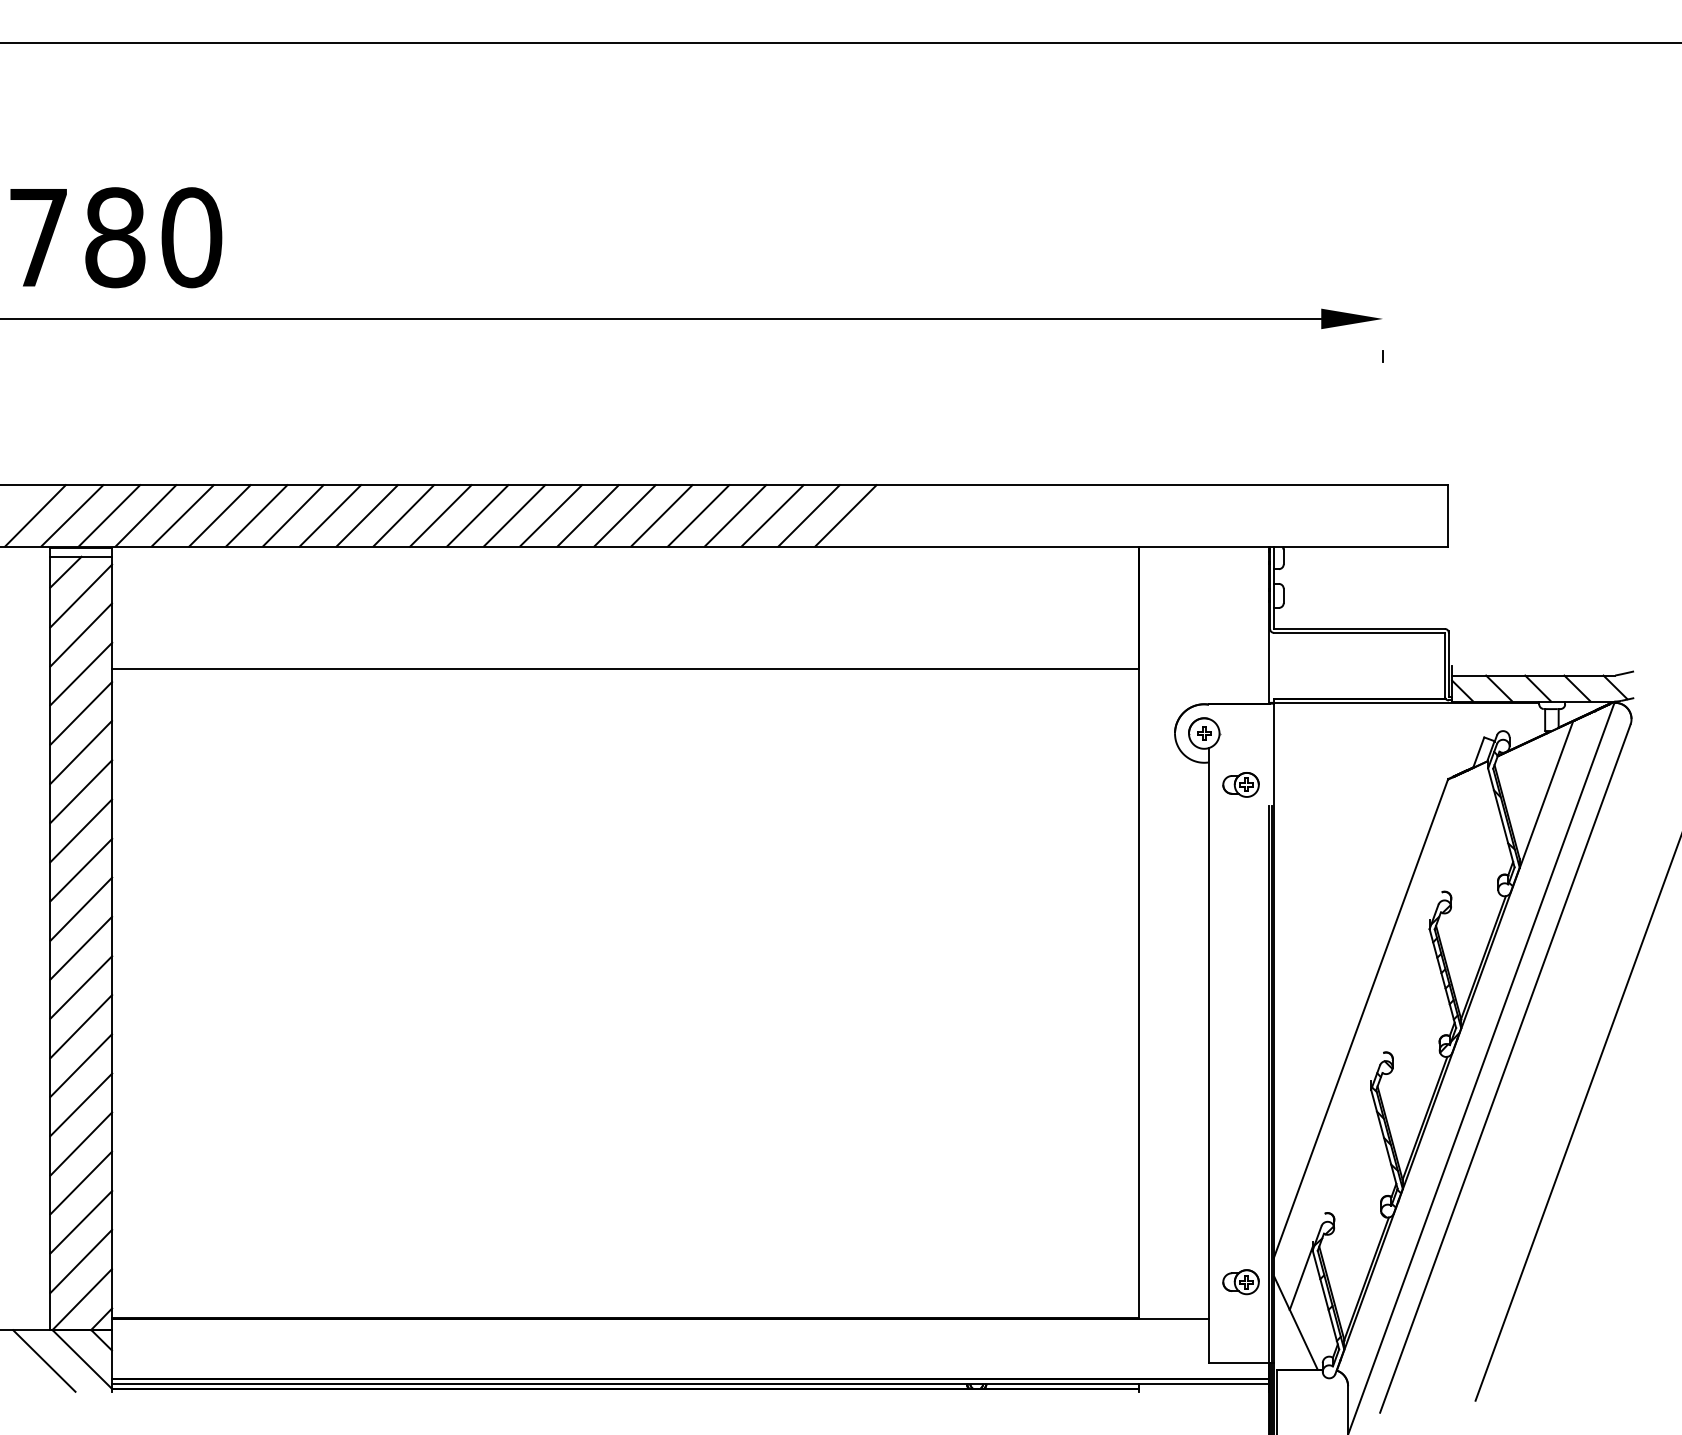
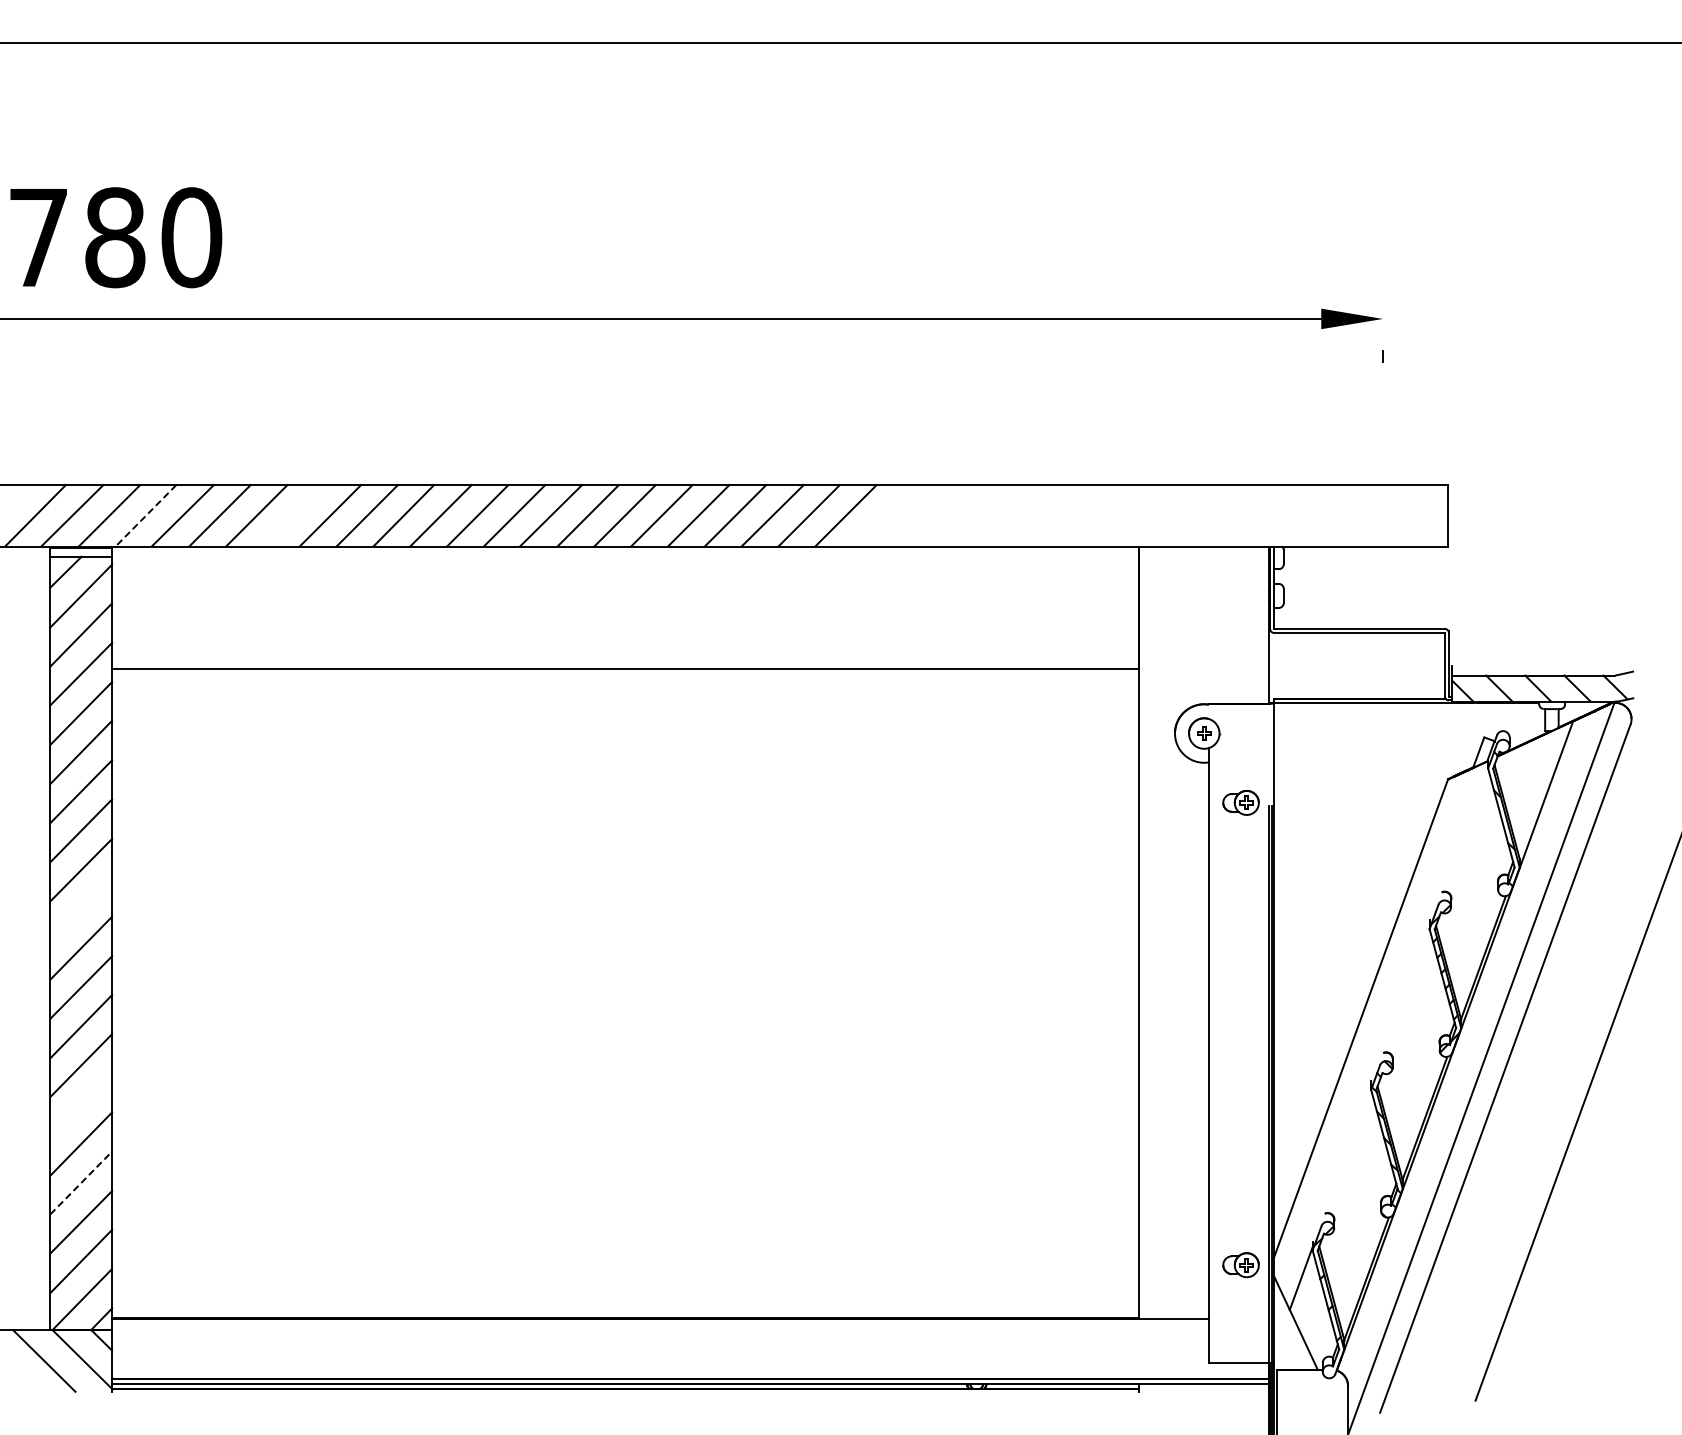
line: present -> none (293, 515)
line: solid -> dashed (145, 516)
part position: (1240, 784) -> (1240, 802) (1240, 802)
line: present -> none (81, 908)
line: present -> none (81, 1104)
line: solid -> dashed (81, 1183)
part position: (1240, 1282) -> (1240, 1265) (1240, 1265)
